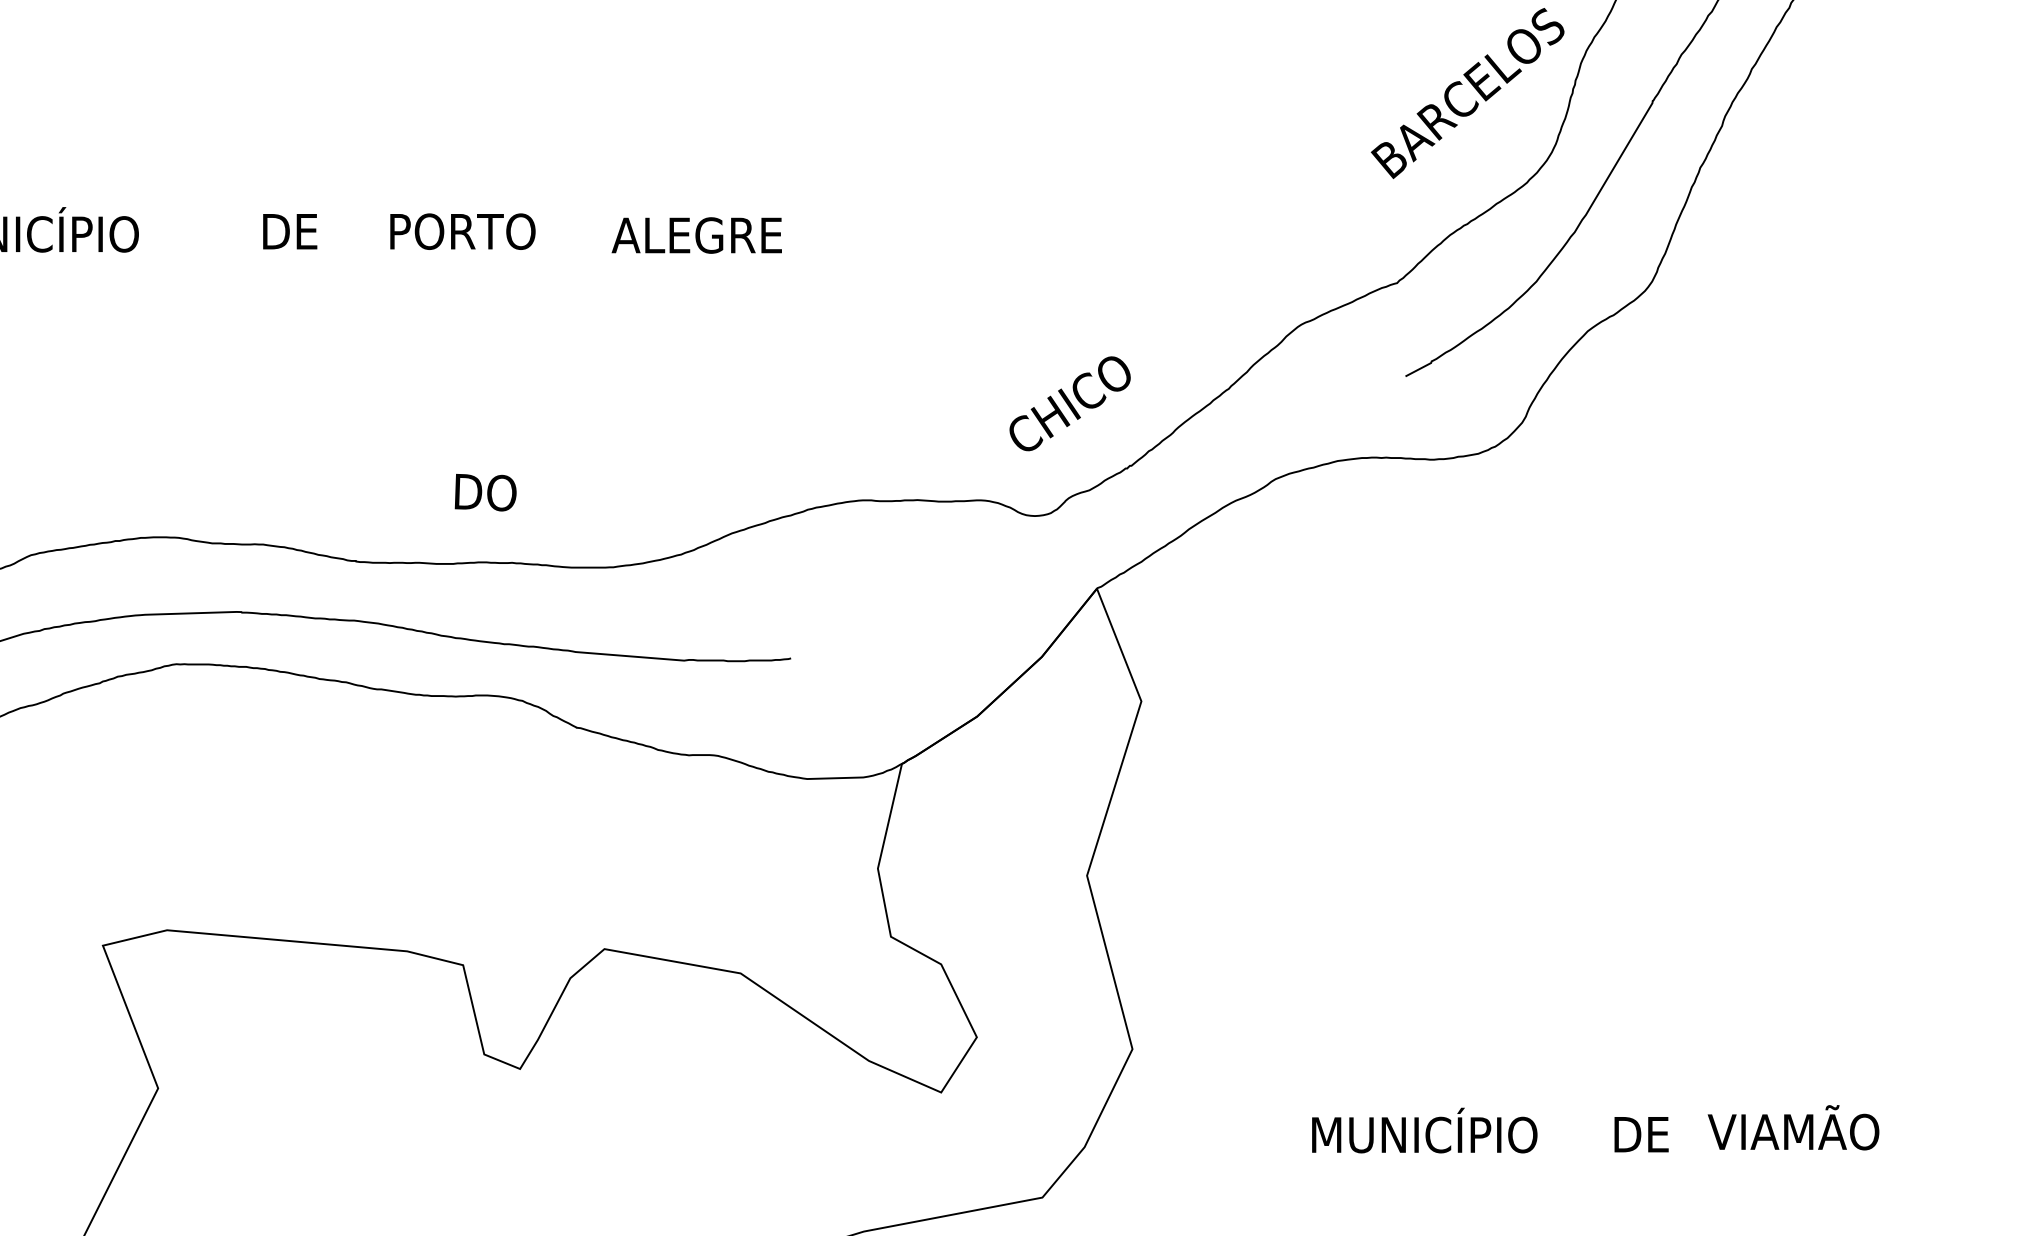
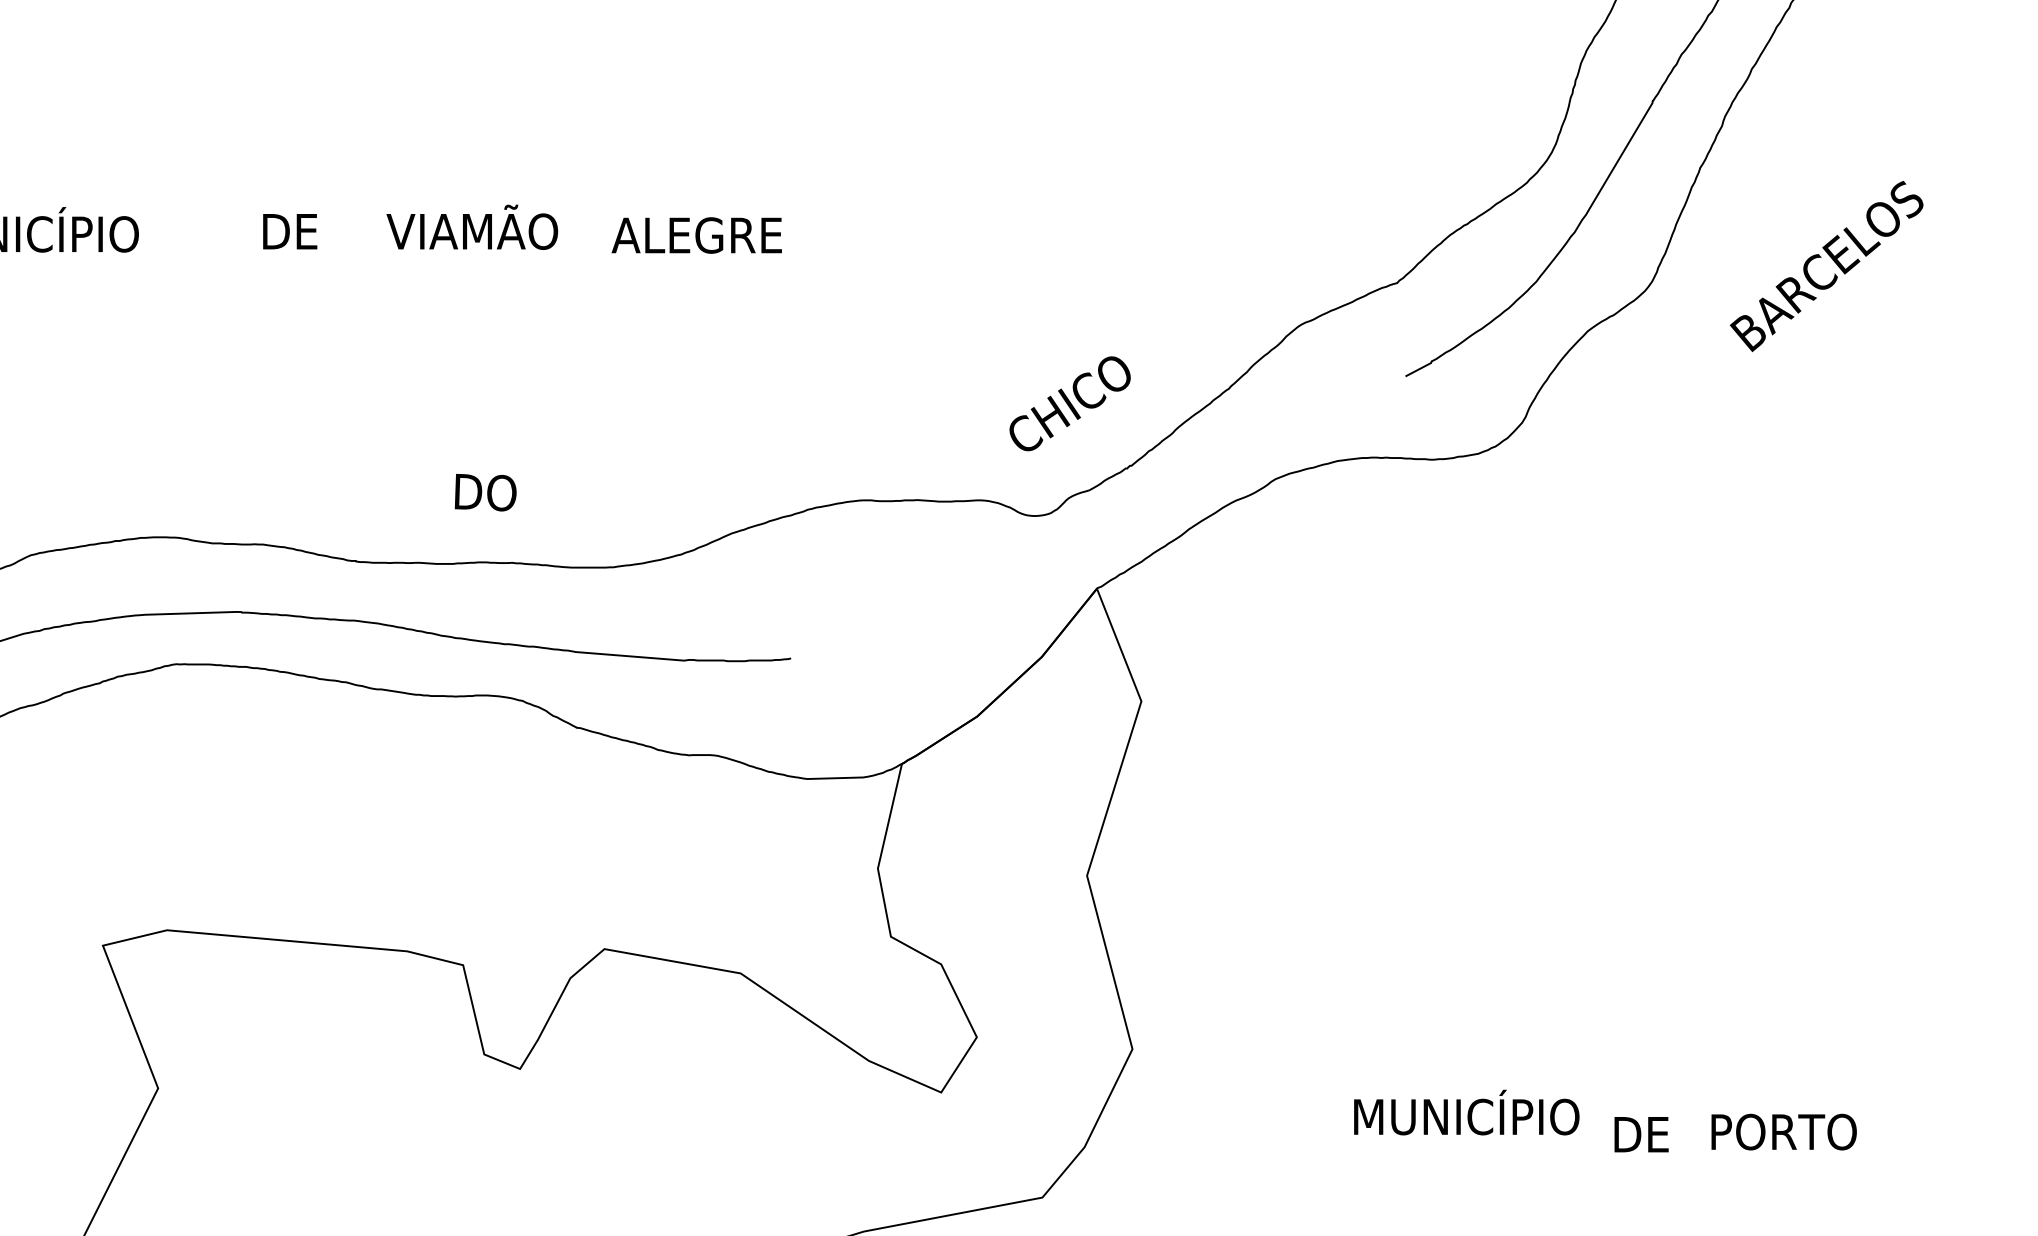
text position: (1467, 93) -> (1826, 266) (1826, 266)
text: PORTO -> VIAMÃO (472, 226)
text: VIAMÃO -> PORTO (1793, 1127)
text position: (1424, 1130) -> (1466, 1112) (1466, 1112)
